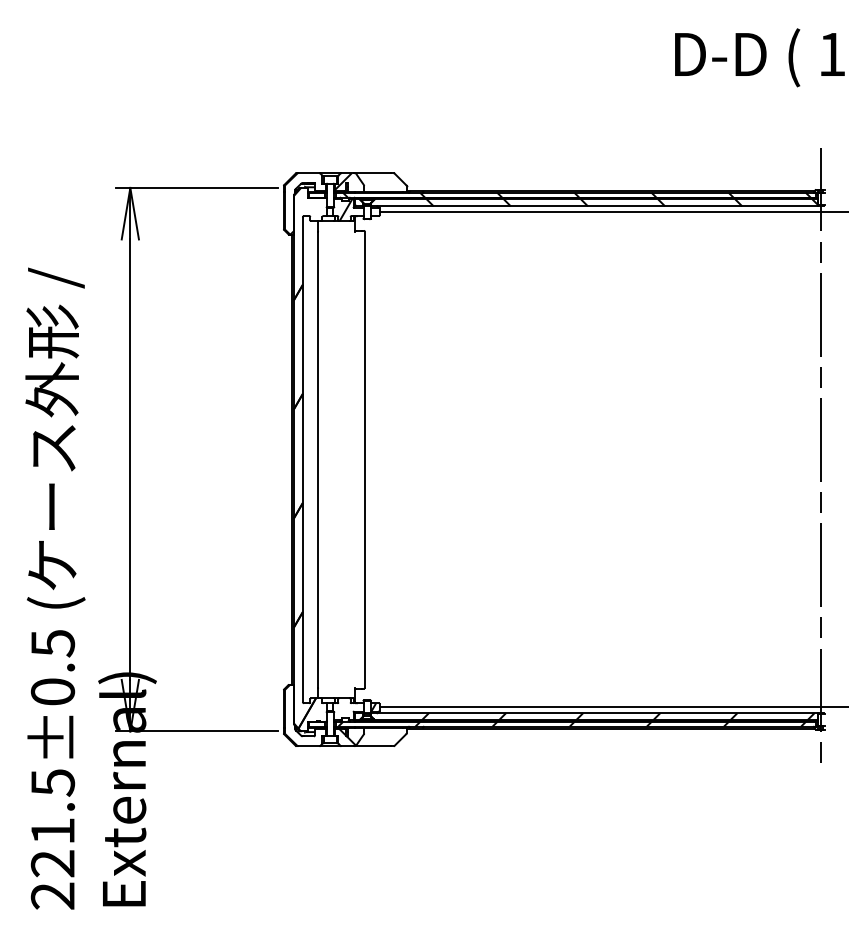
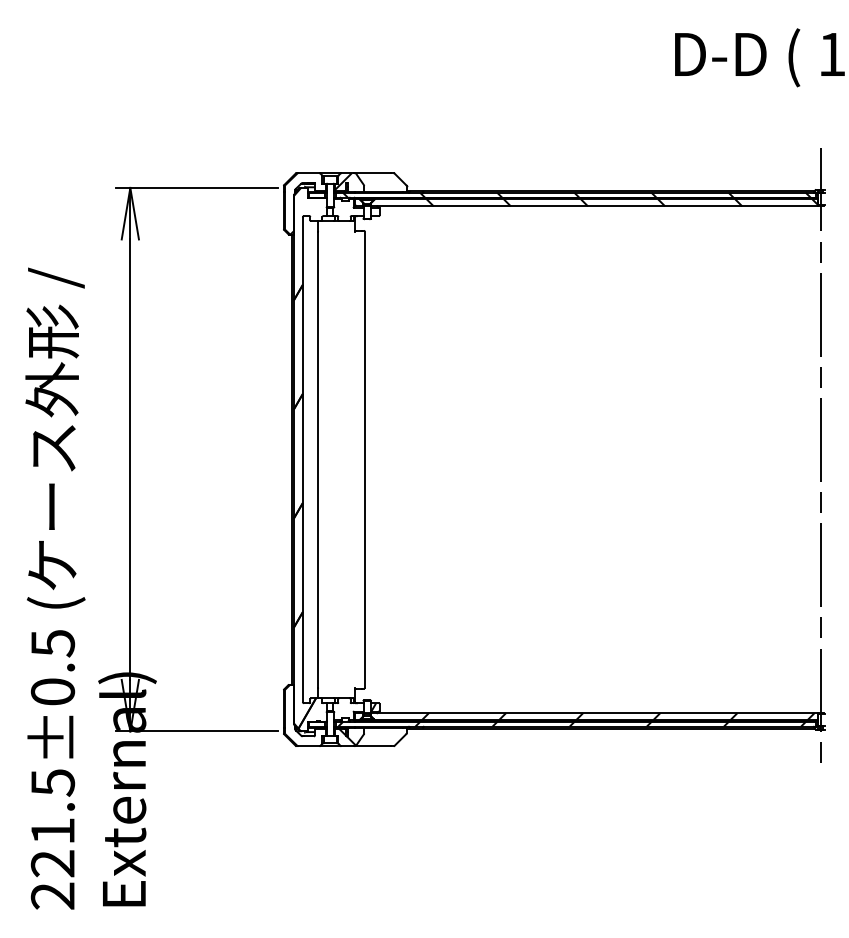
hatch: present -> none (345, 209)
line: present -> none (612, 212)
line: present -> none (612, 706)
